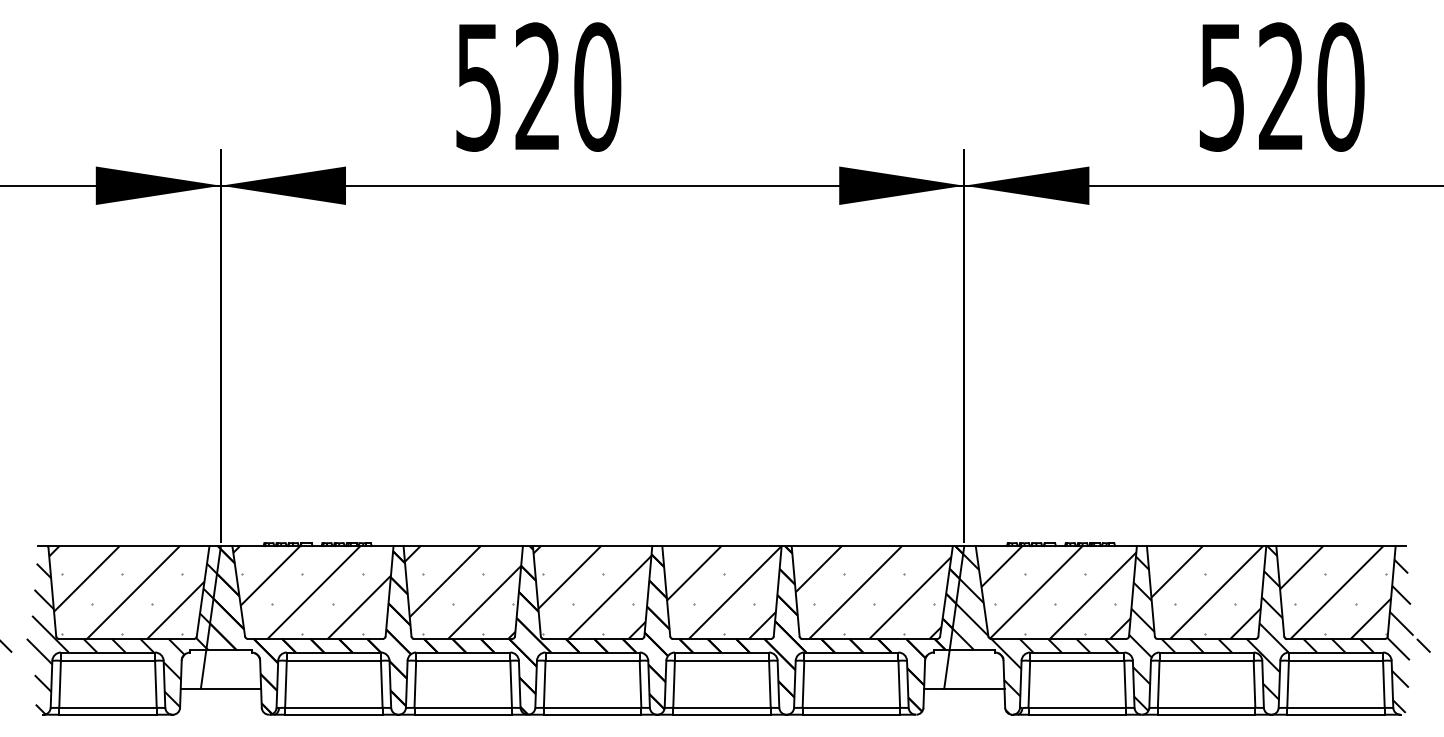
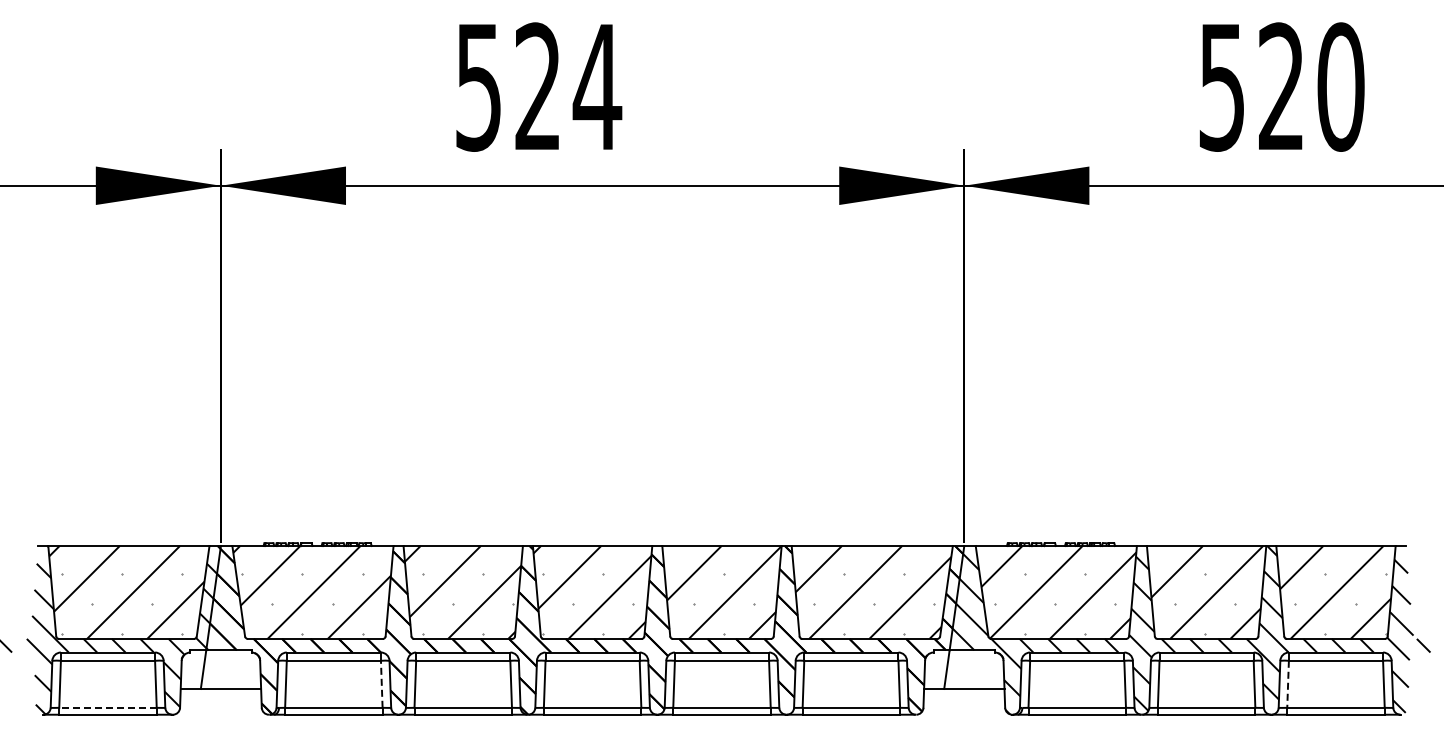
text: 520 -> 524 (597, 86)
line: solid -> dashed (381, 684)
line: solid -> dashed (1288, 684)
line: solid -> dashed (108, 707)
